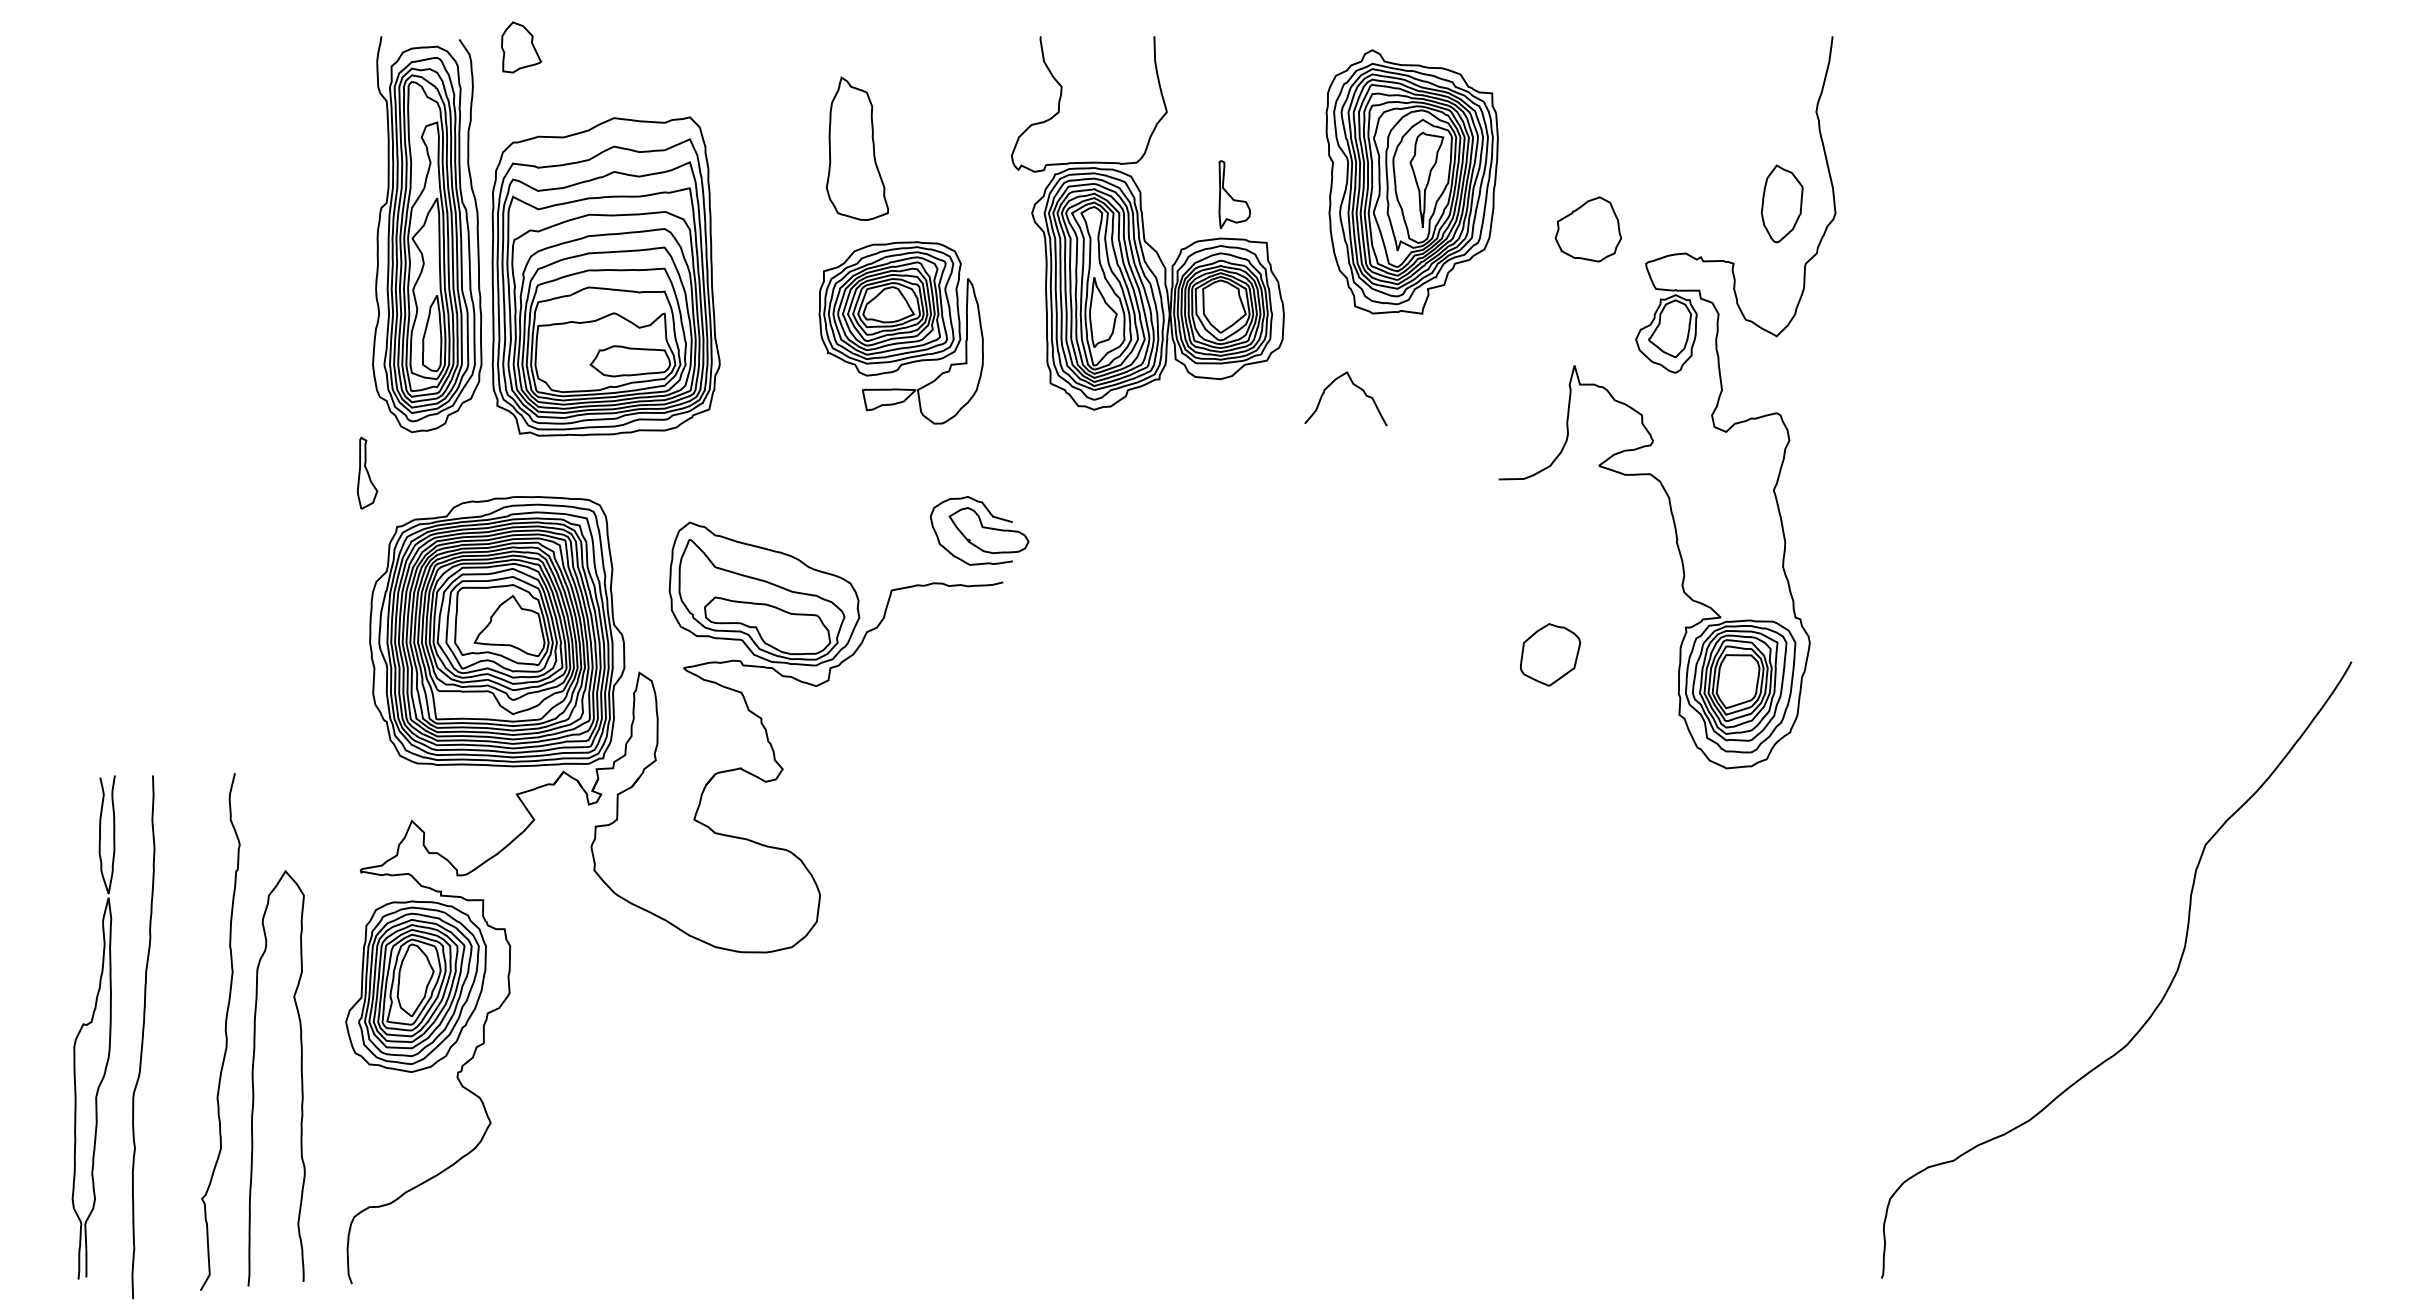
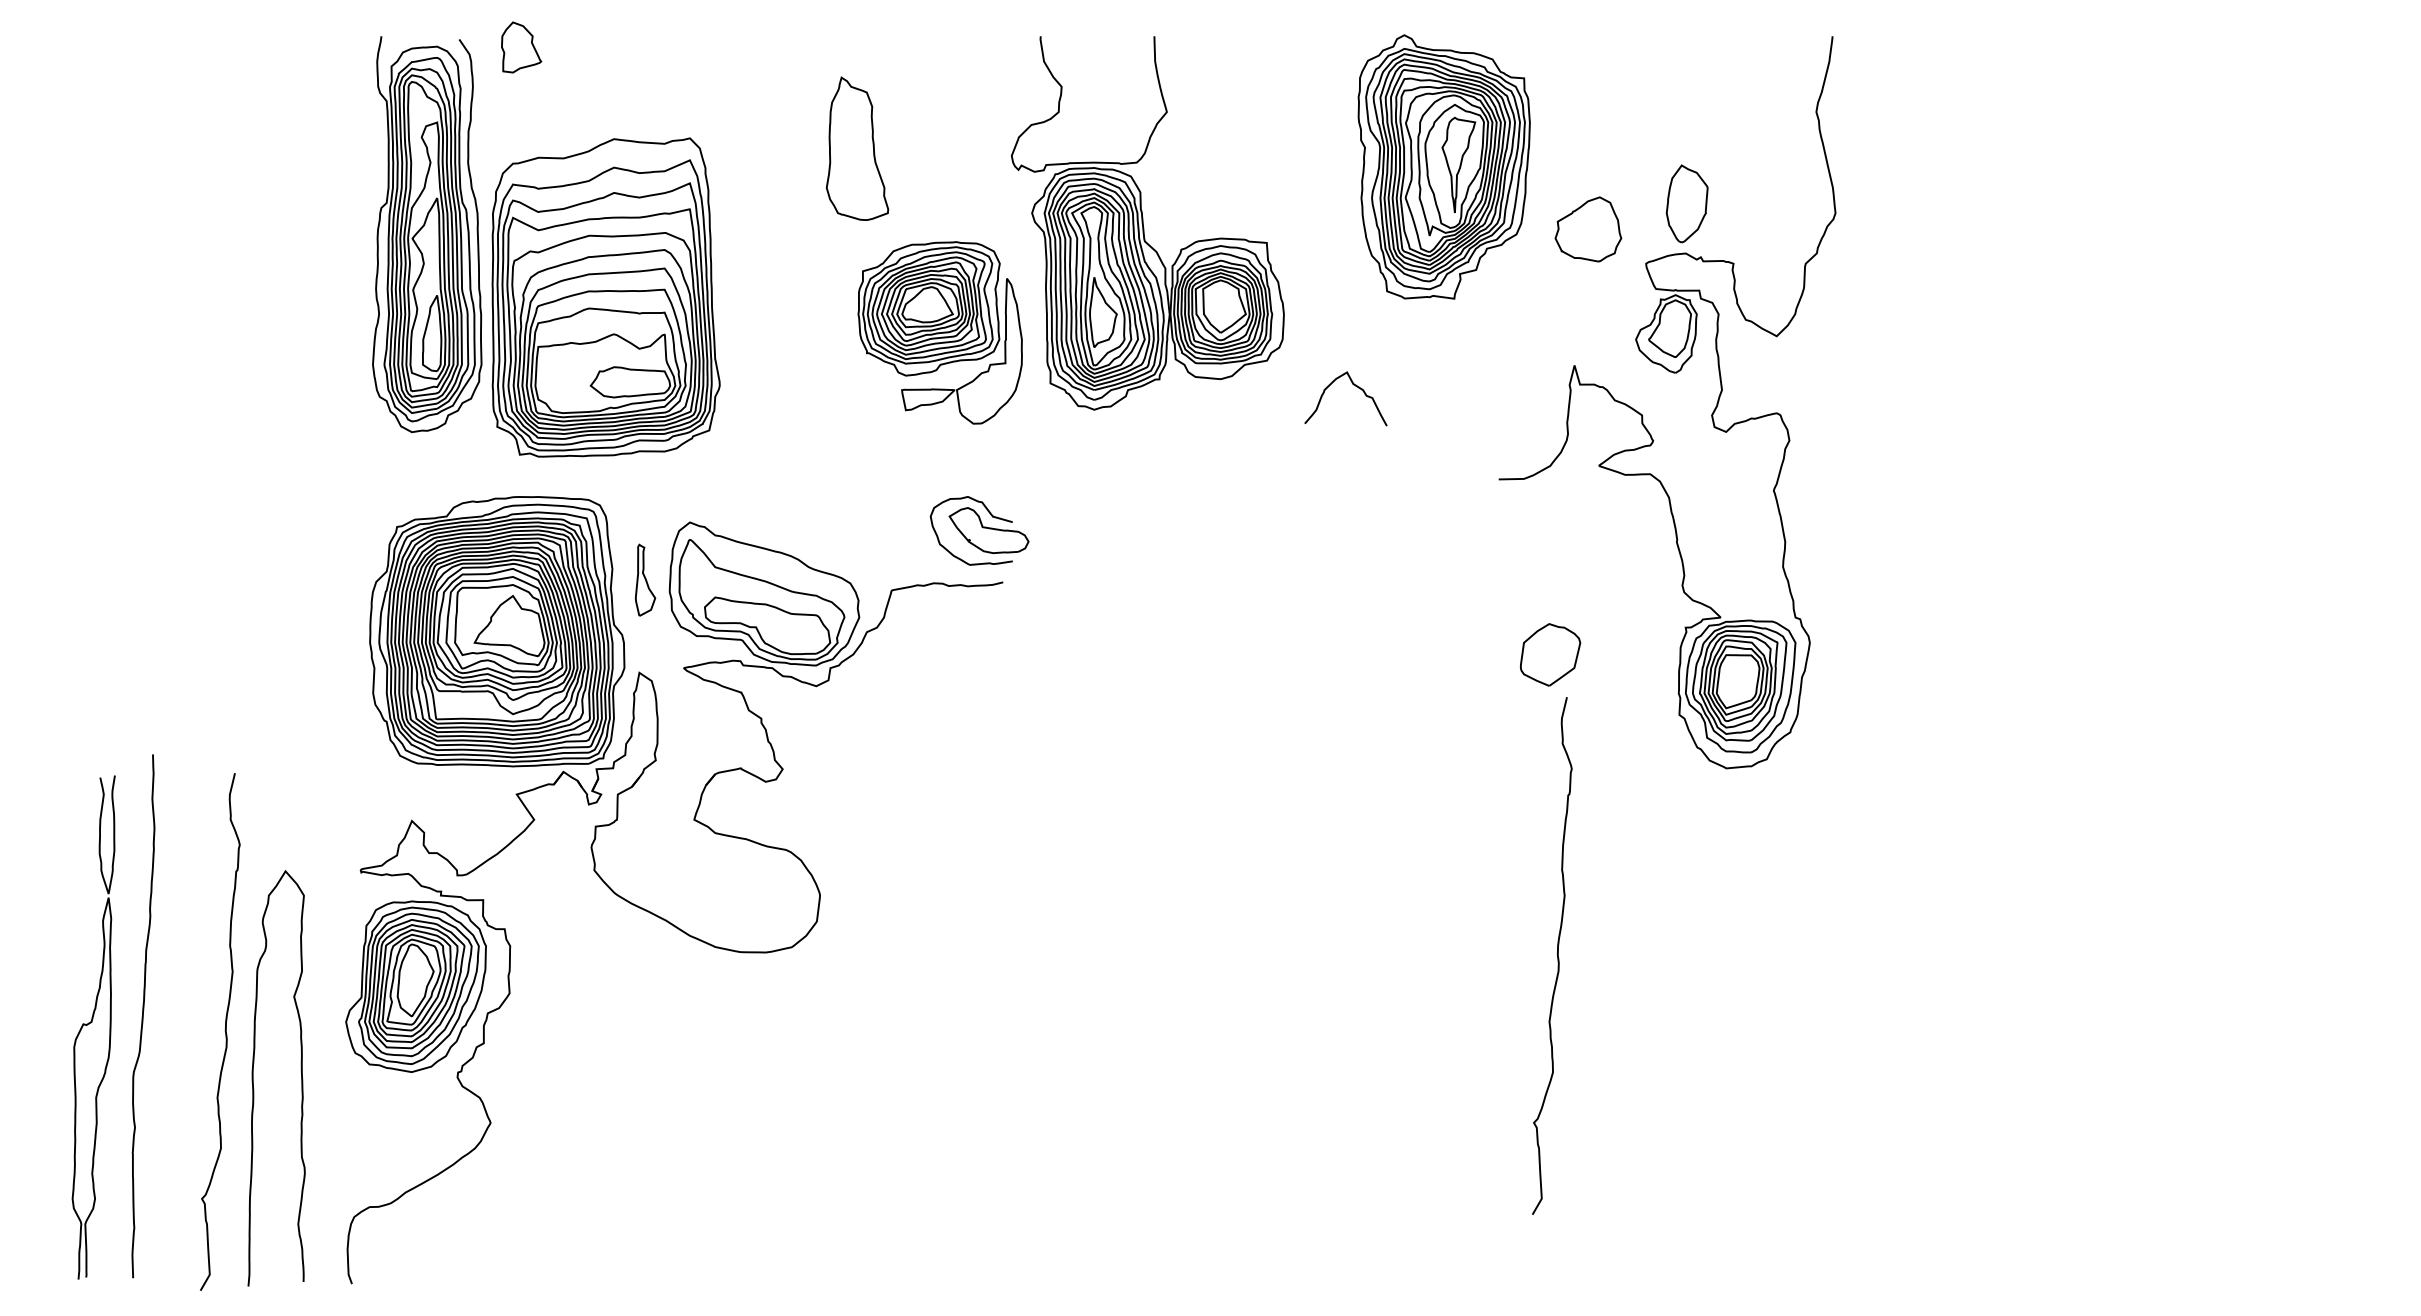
part position: (1411, 181) -> (1443, 166) (1443, 166)
part: present -> none (1234, 194)
part position: (1781, 203) -> (1686, 203) (1686, 203)
part position: (605, 276) -> (605, 297) (605, 297)
part position: (900, 332) -> (939, 332) (939, 332)
part position: (367, 472) -> (645, 579) (645, 579)
curve: none -> present (1556, 954)
curve: present -> none (2164, 993)
curve position: (143, 1037) -> (143, 1016) (143, 1016)
